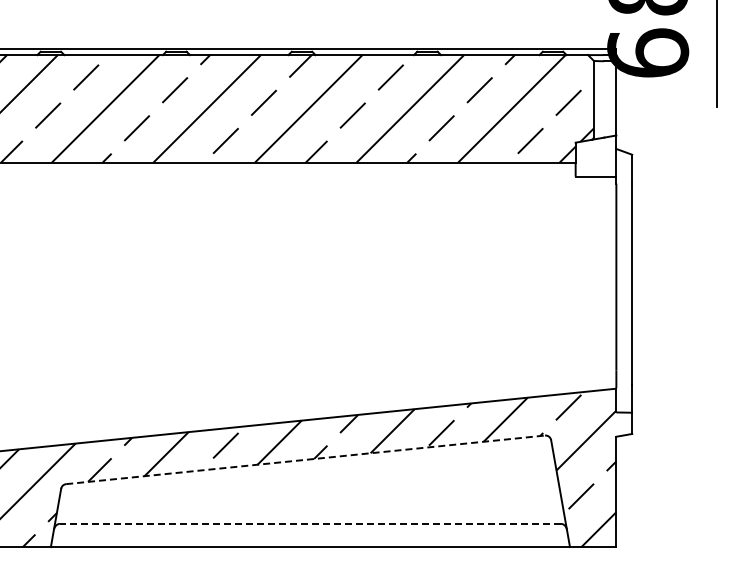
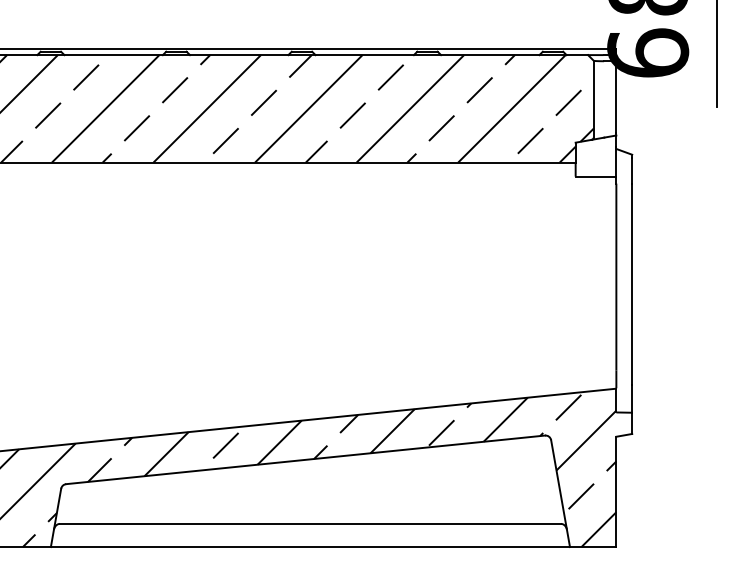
line: dashed -> solid (305, 459)
line: dashed -> solid (310, 523)
